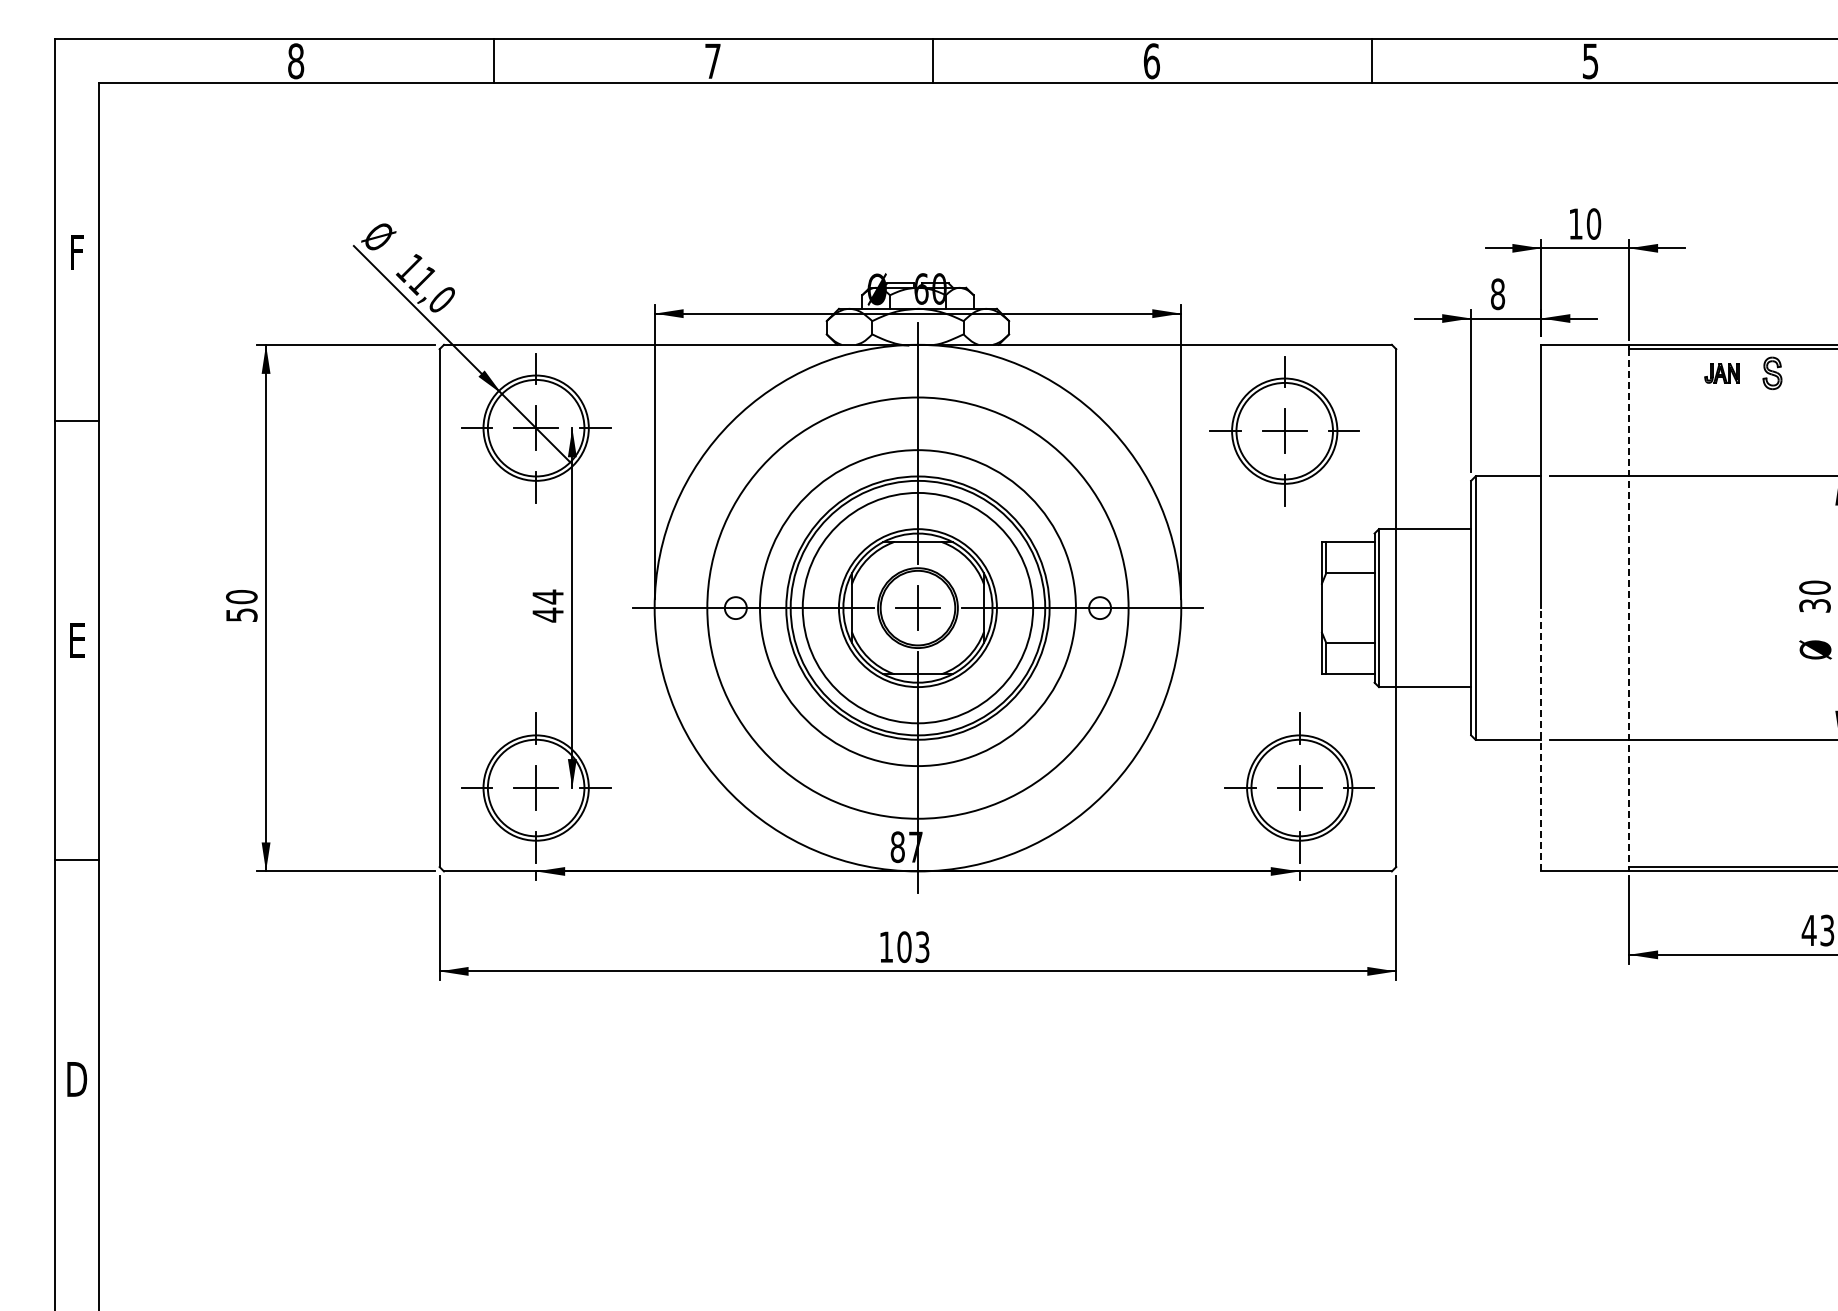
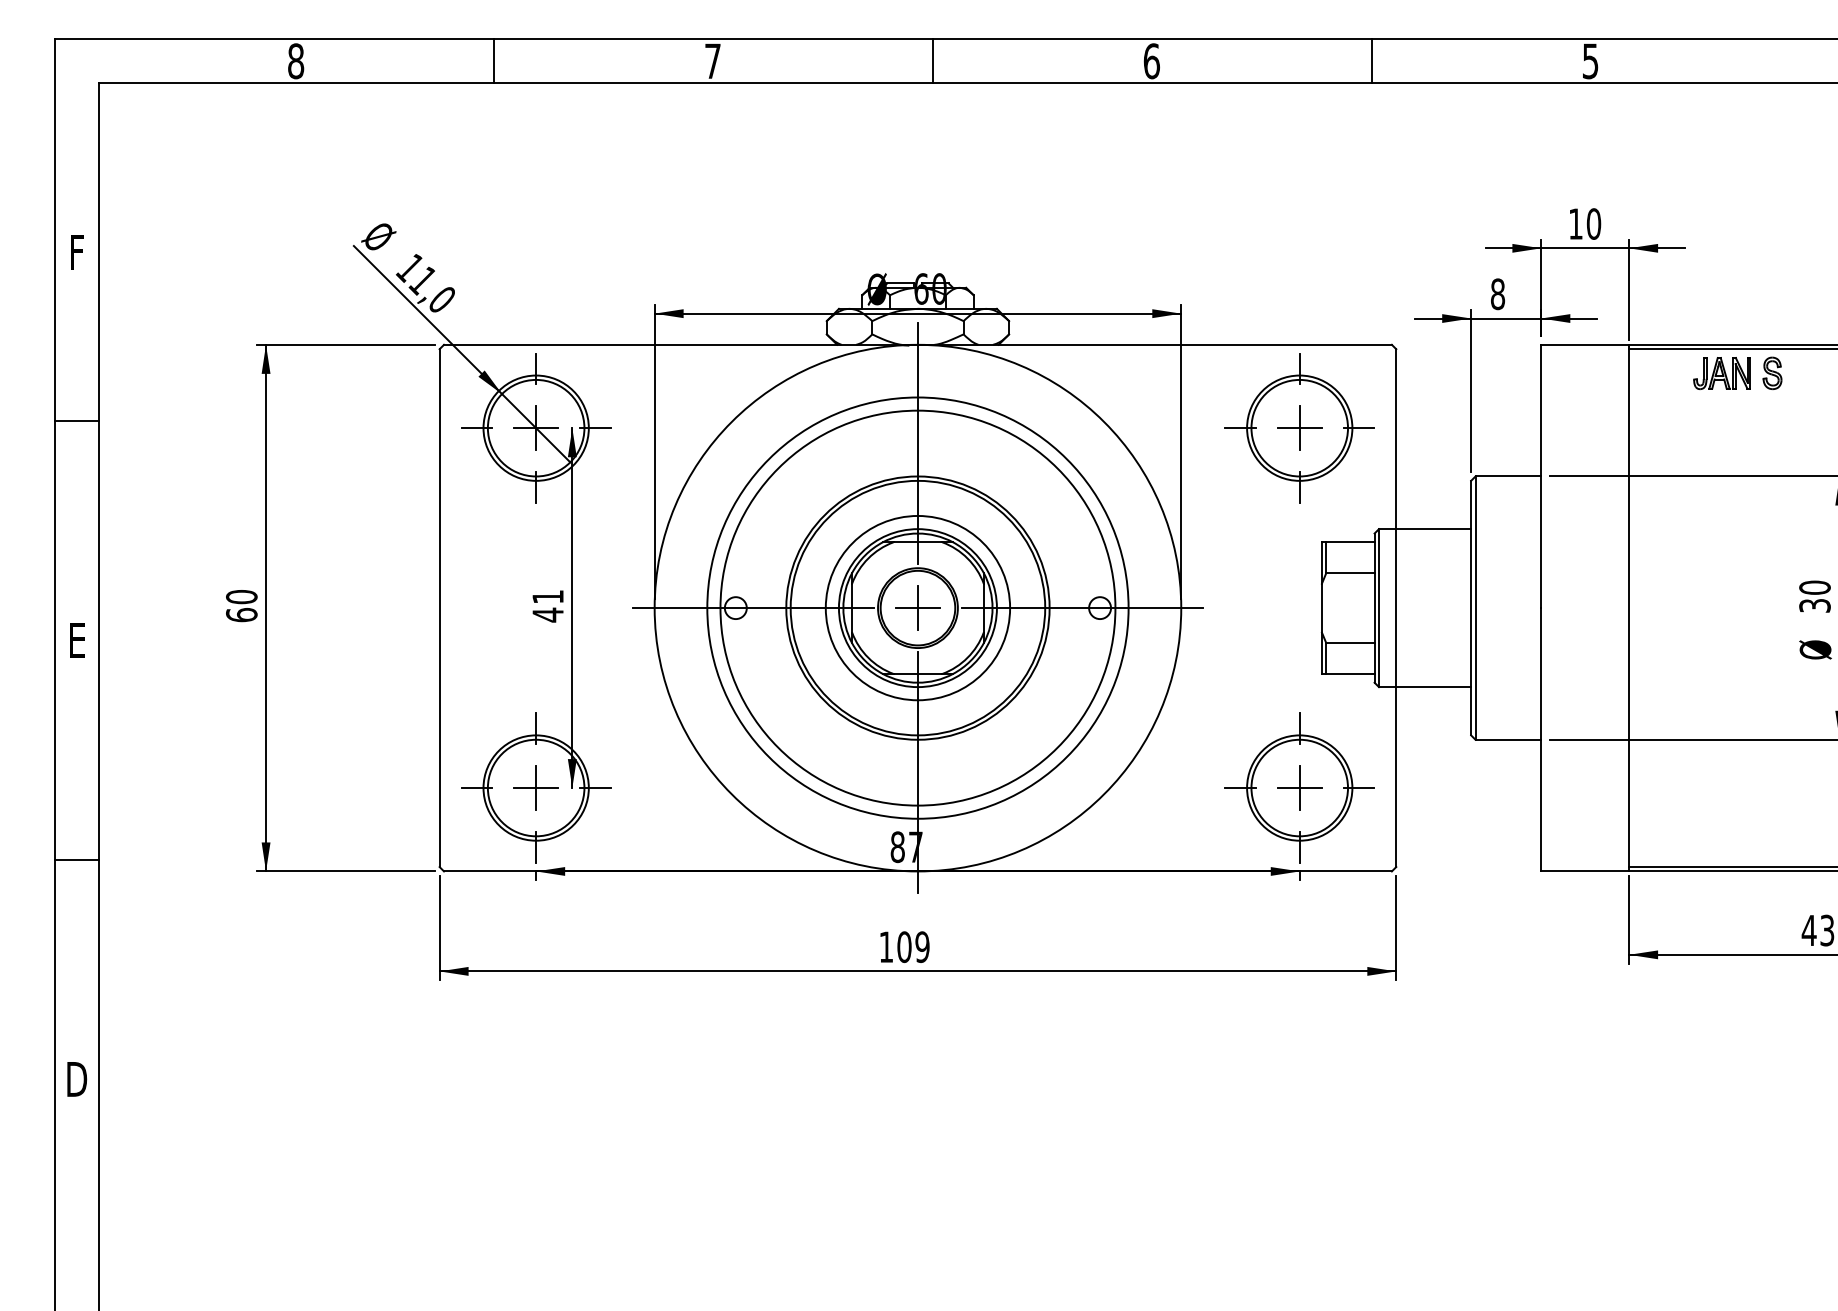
part size: 36x21 px -> 58x33 px (1721, 373)
part position: (1284, 431) -> (1299, 428) (1299, 428)
text: 44 -> 41 (547, 596)
circle diameter: 230 px -> 184 px (917, 607)
circle diameter: 316 px -> 395 px (917, 607)
line: dashed -> solid (1629, 608)
text: 50 -> 60 (241, 614)
line: dashed -> solid (1541, 739)
text: 103 -> 109 (922, 946)
